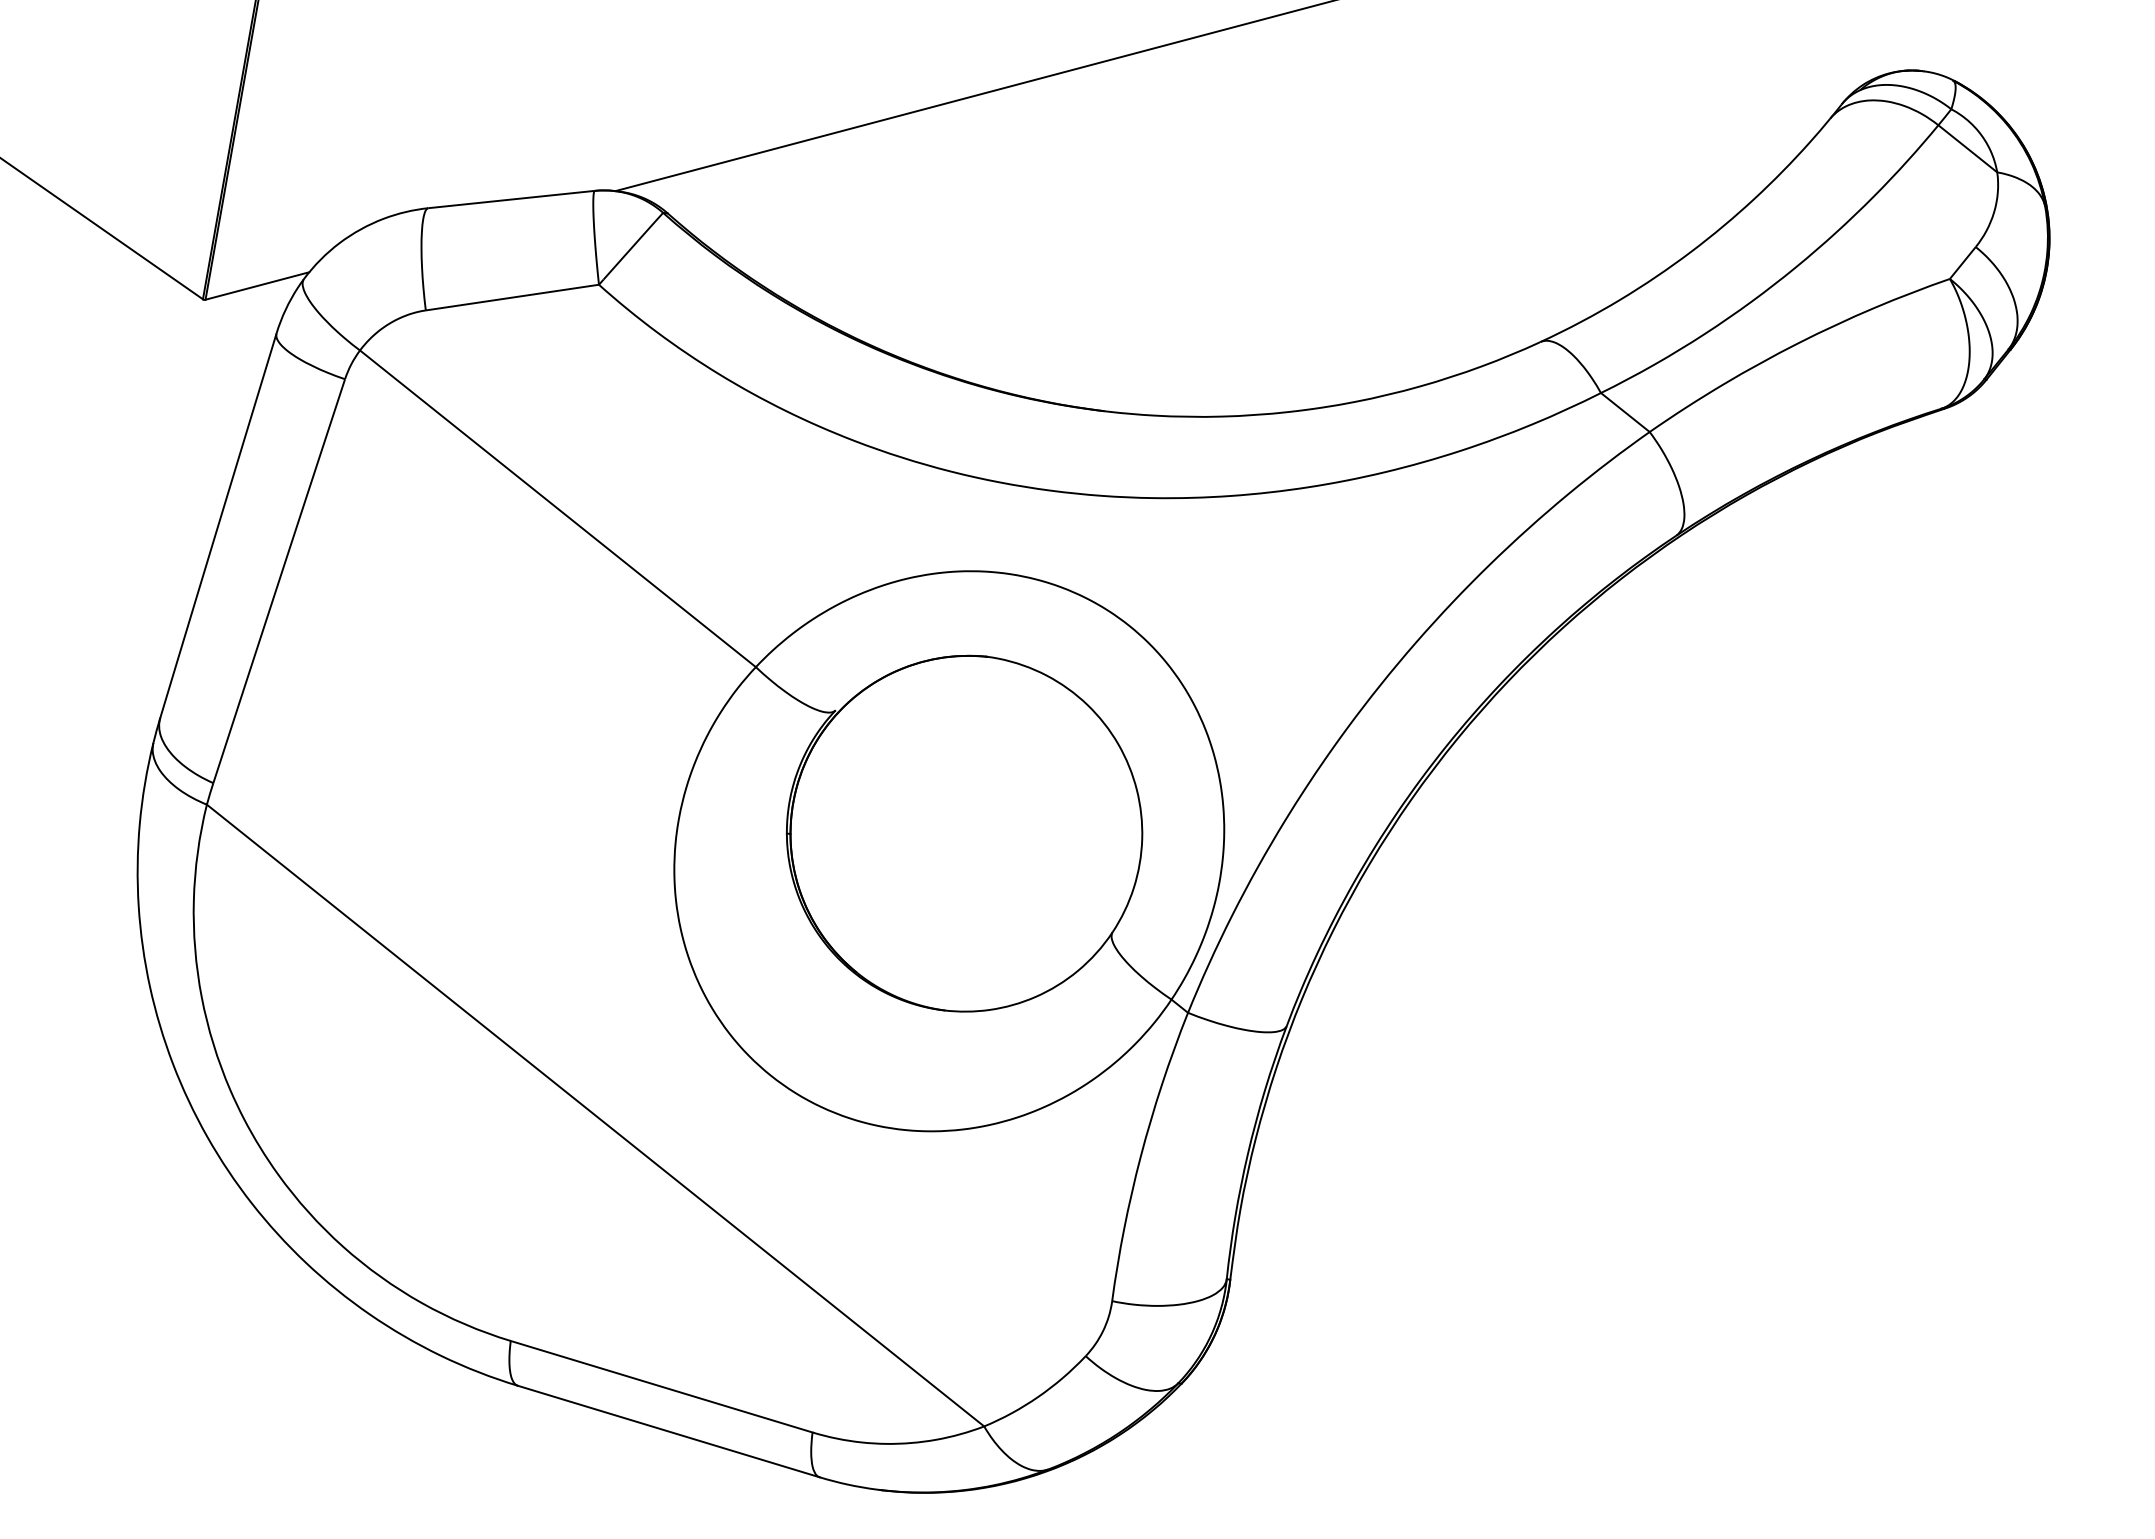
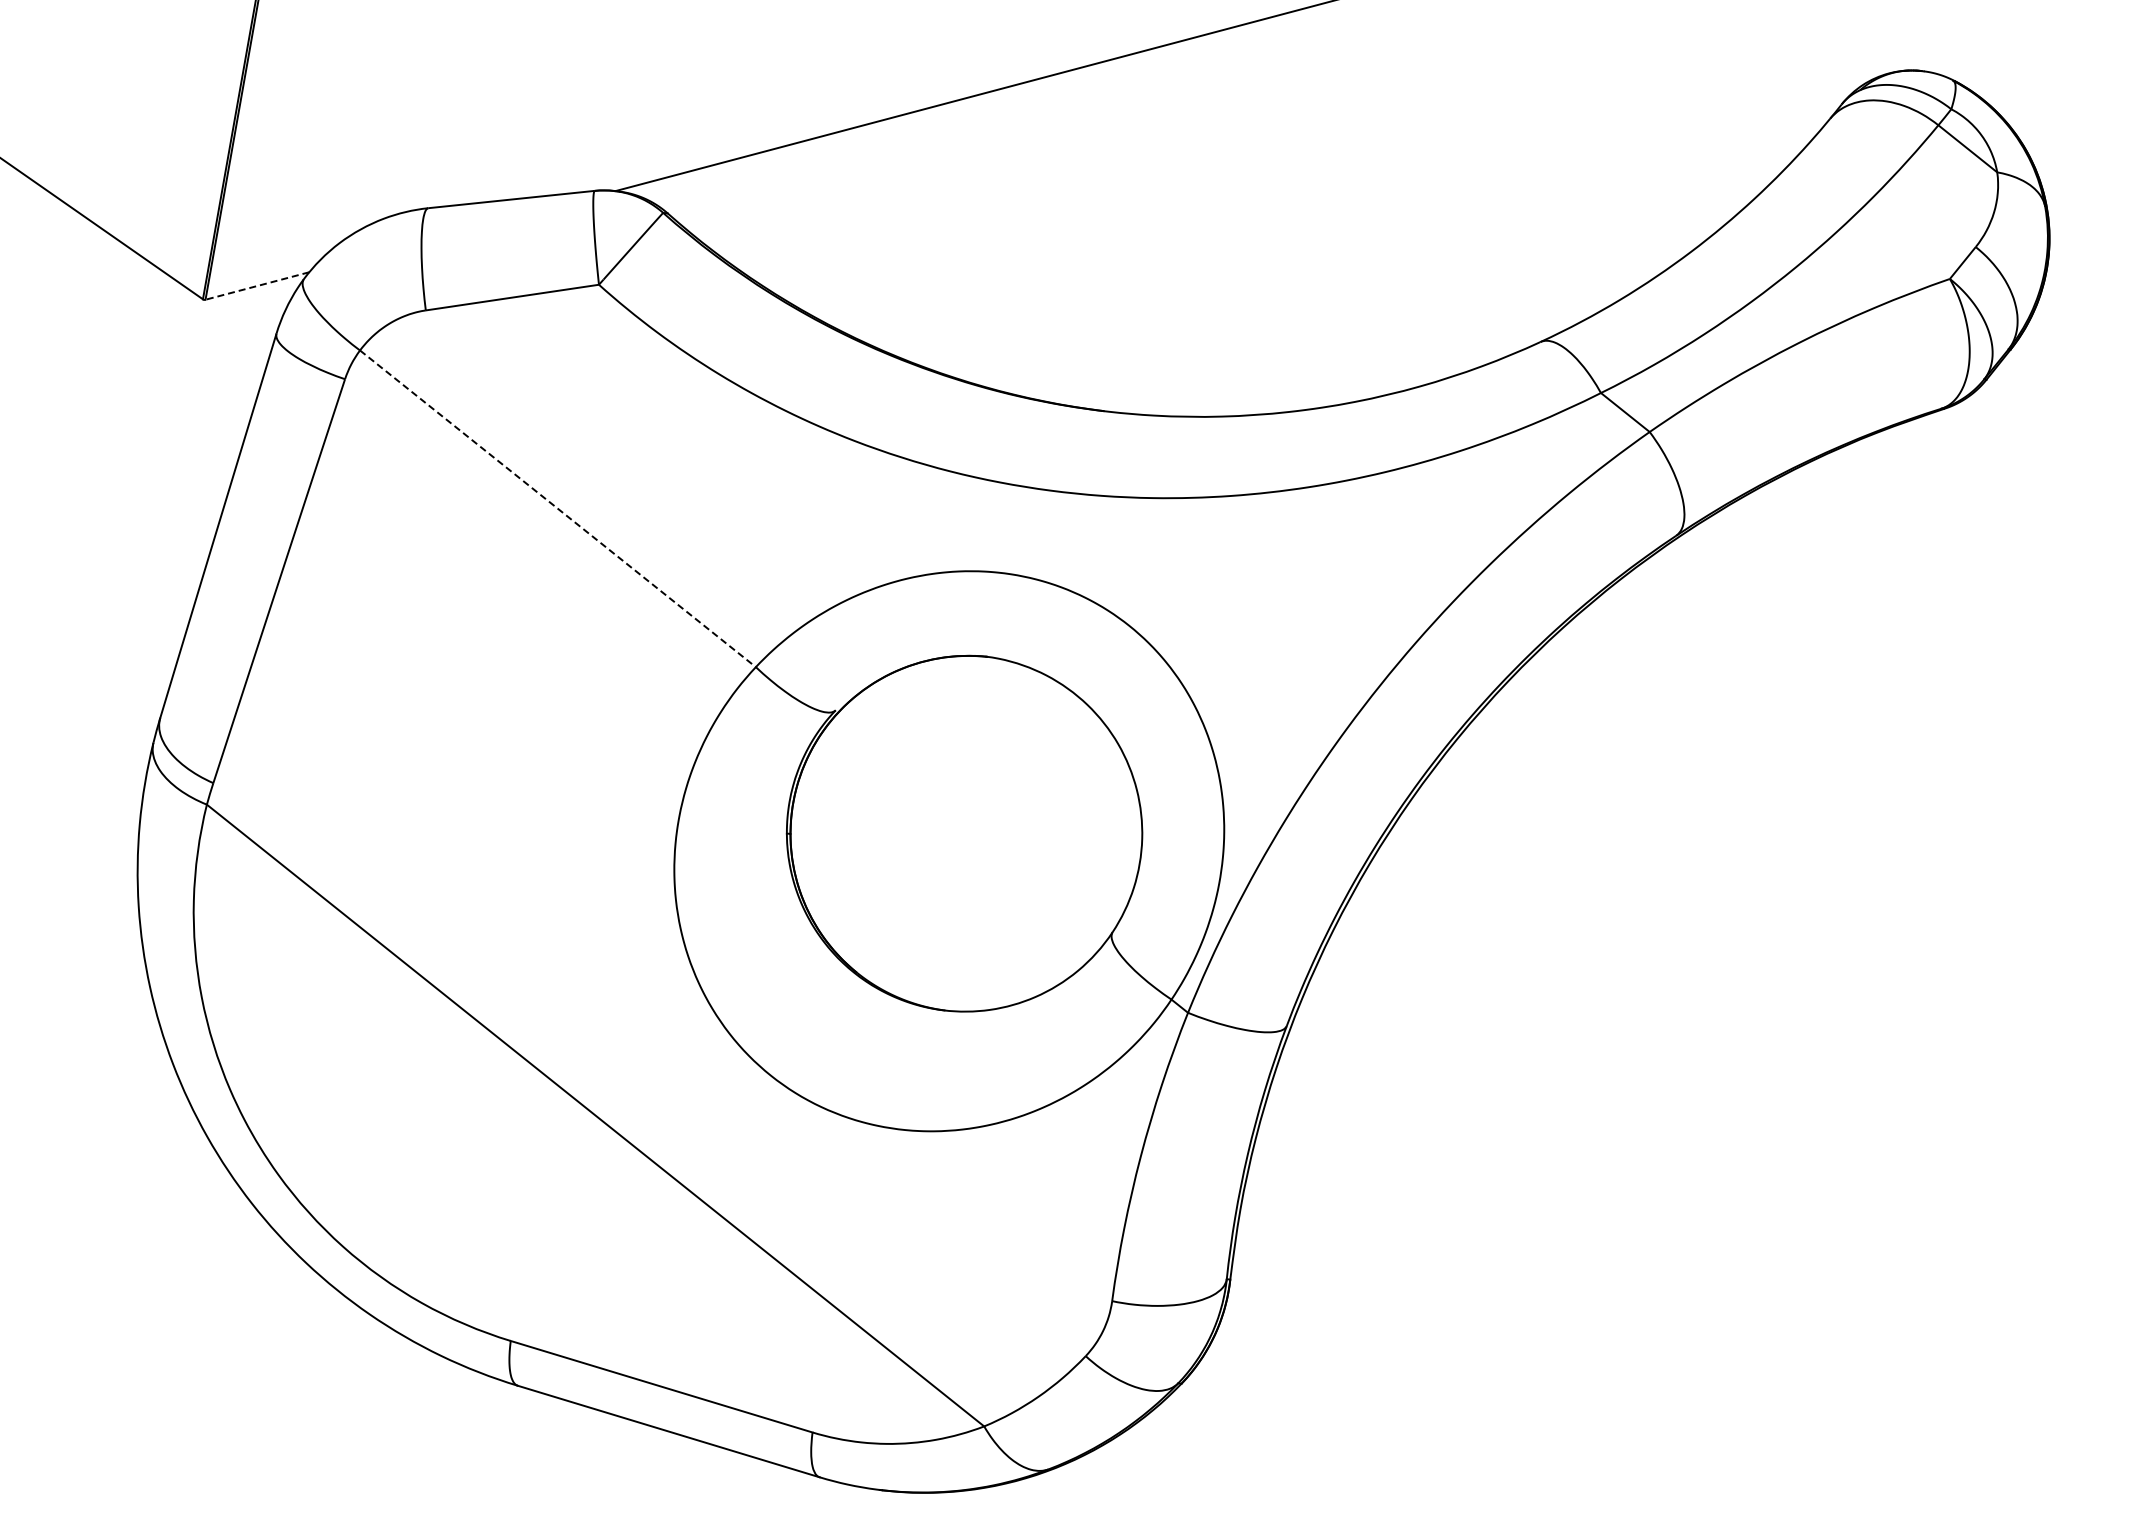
line: solid -> dashed (257, 286)
line: solid -> dashed (558, 509)
